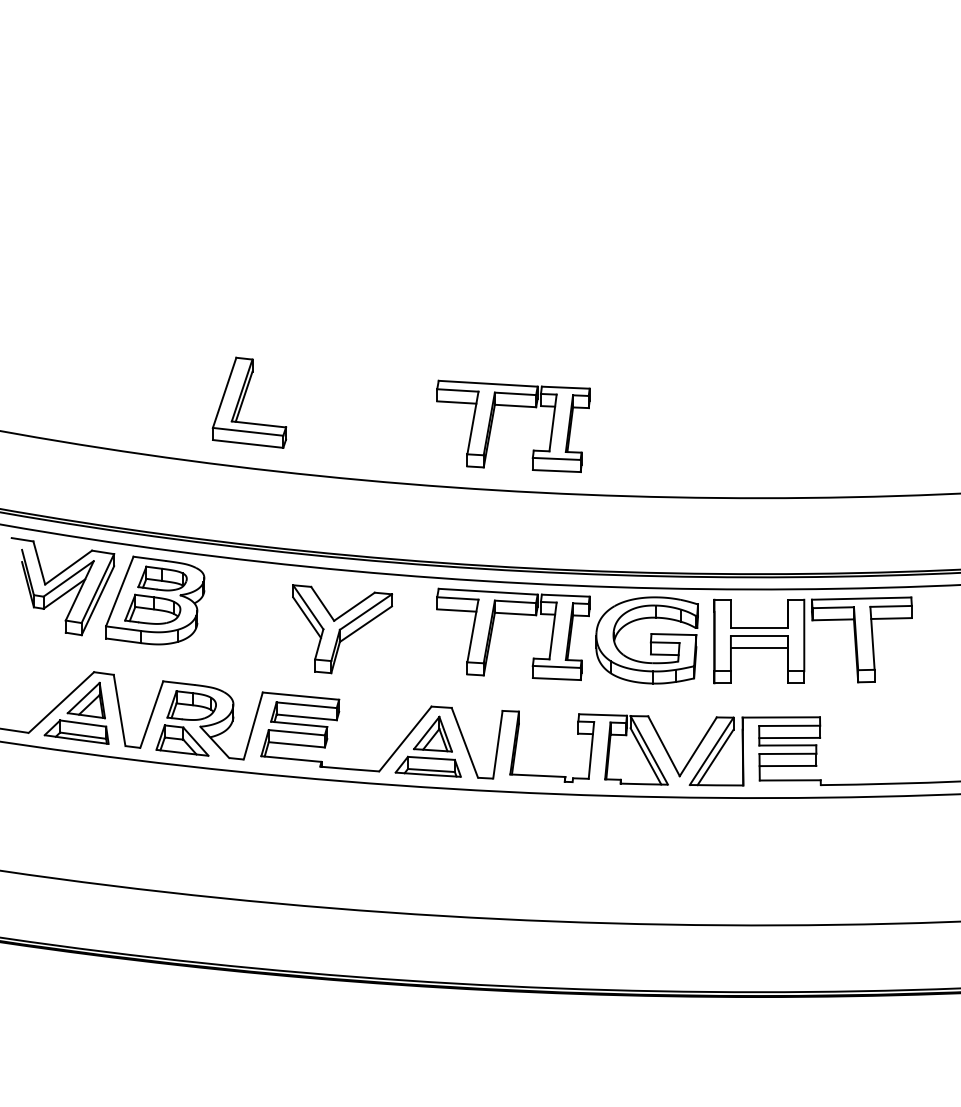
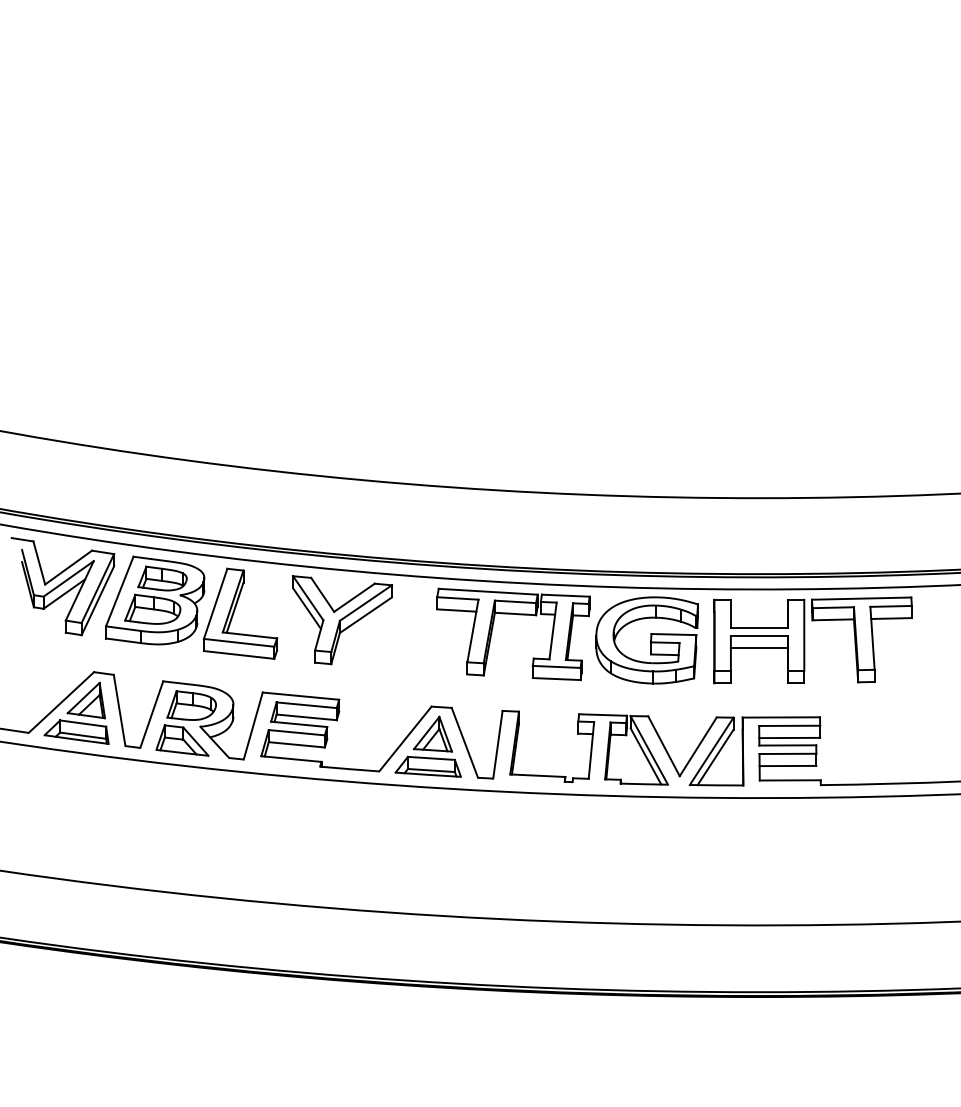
part position: (249, 402) -> (240, 613) (240, 613)
part: present -> none (518, 407)
part position: (342, 629) -> (342, 620) (342, 620)
